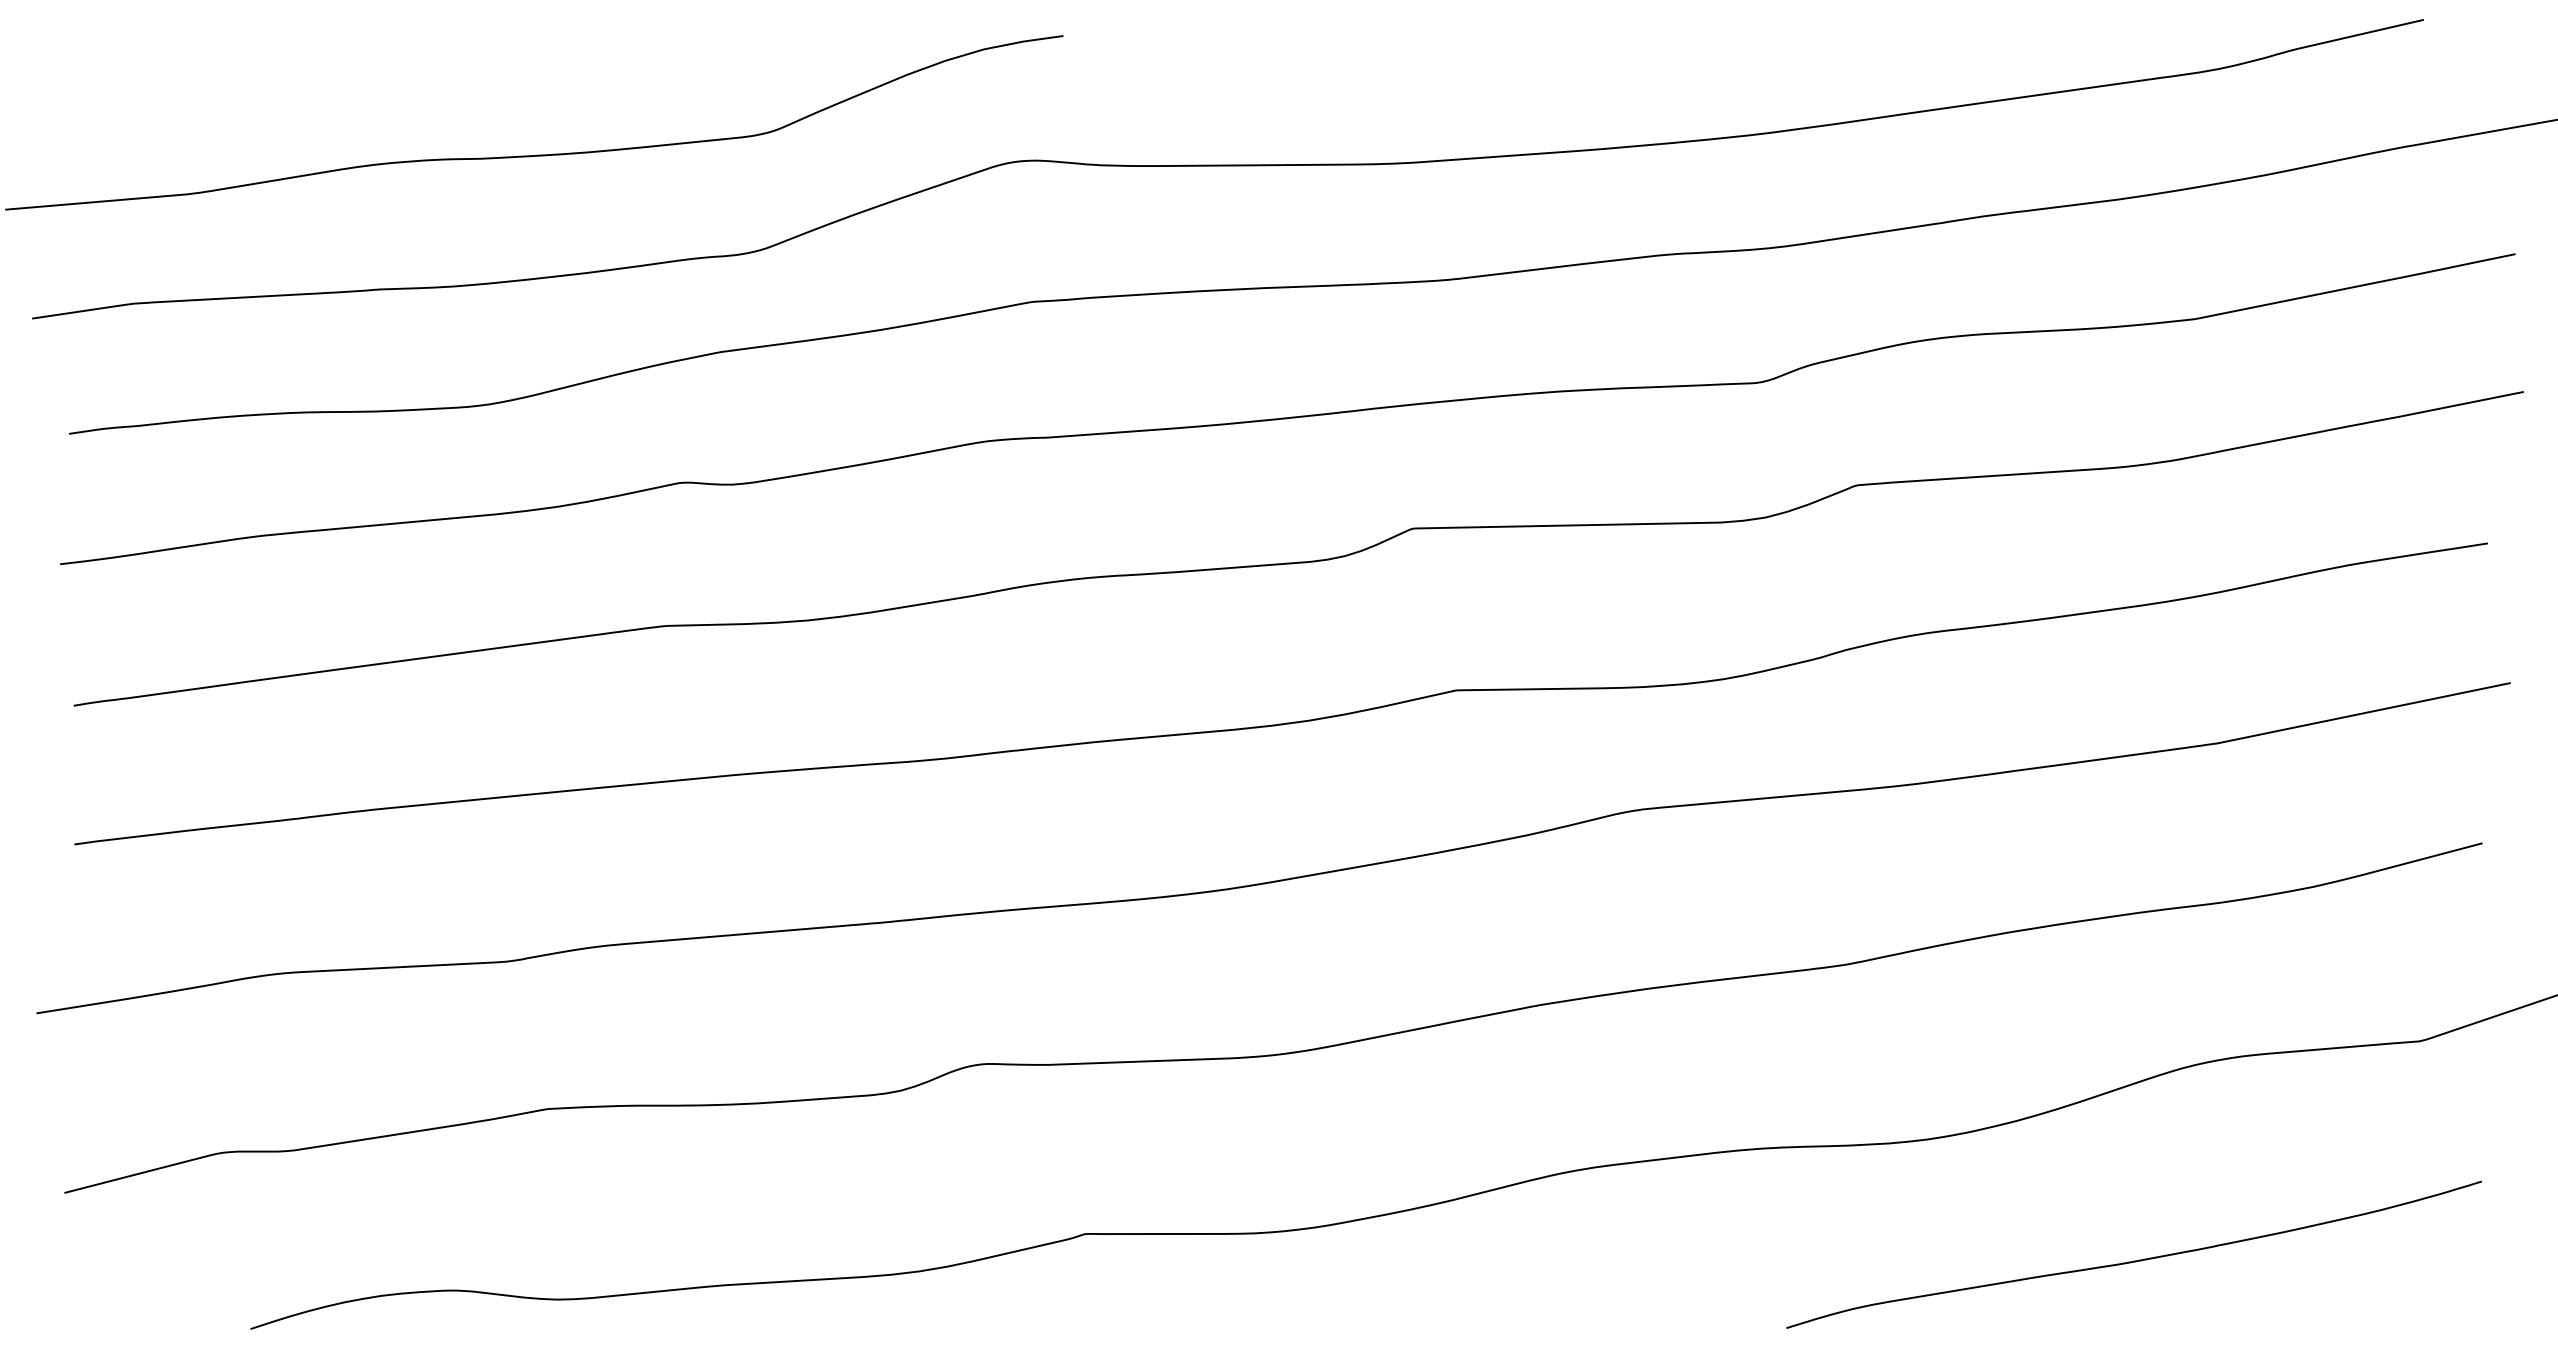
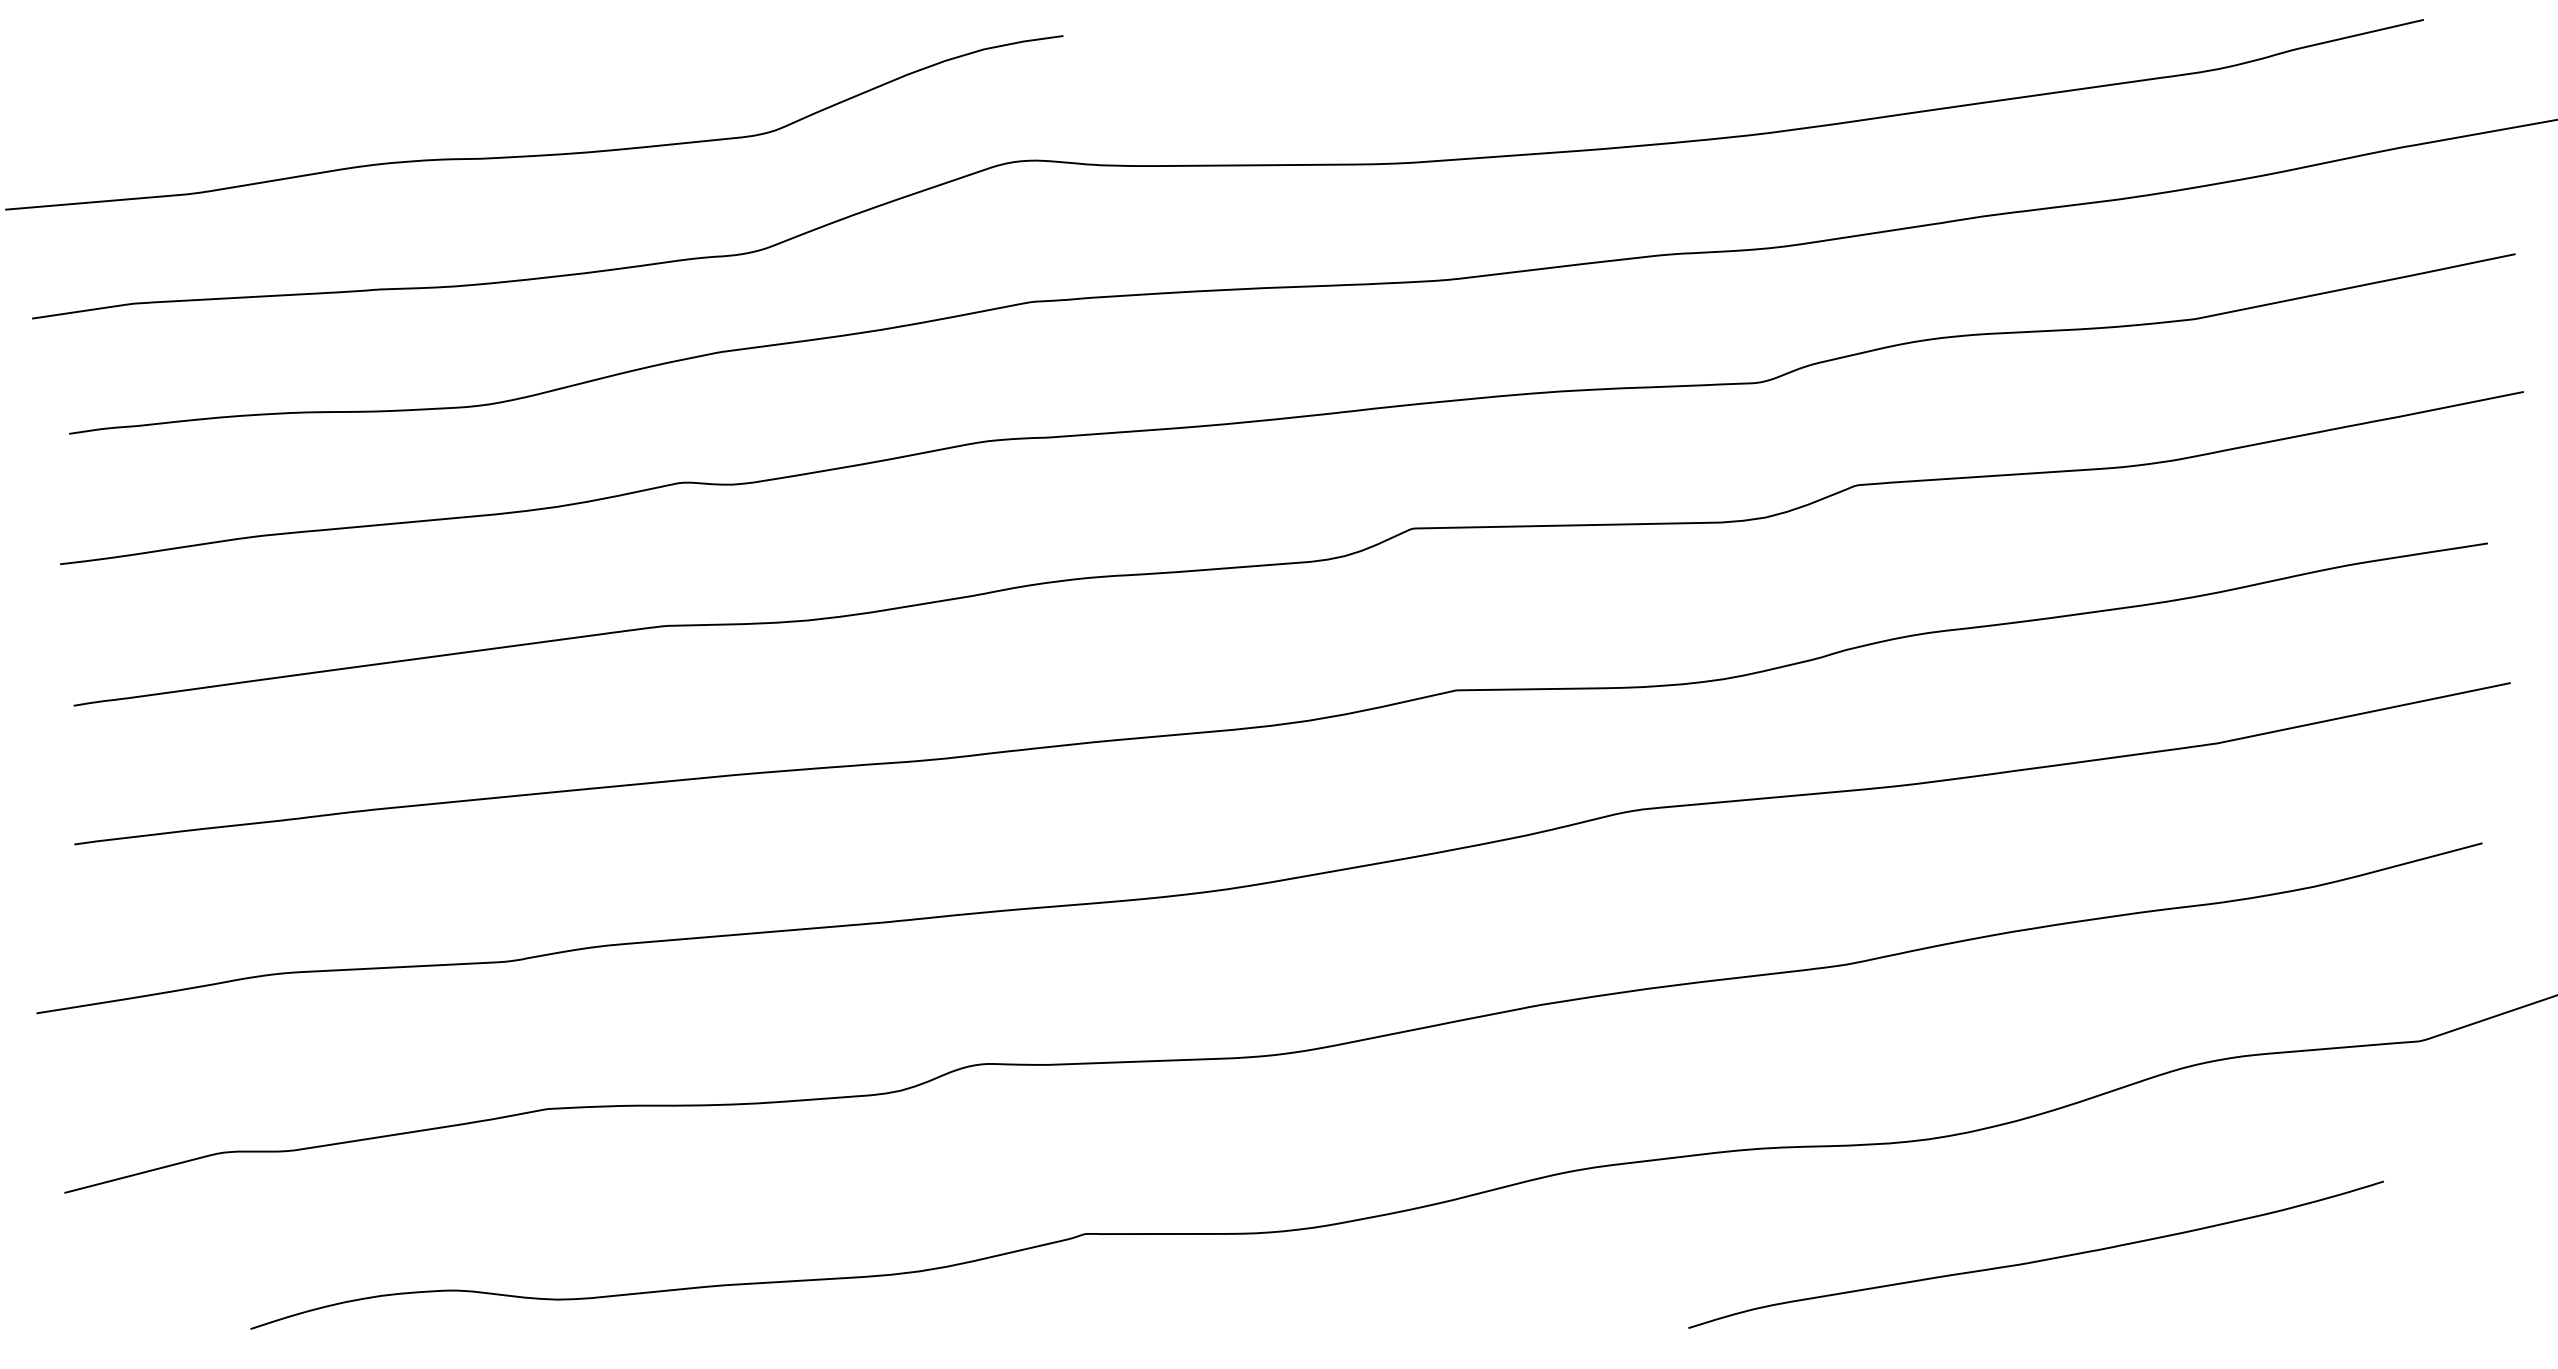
curve position: (2133, 1260) -> (2035, 1260) (2035, 1260)
